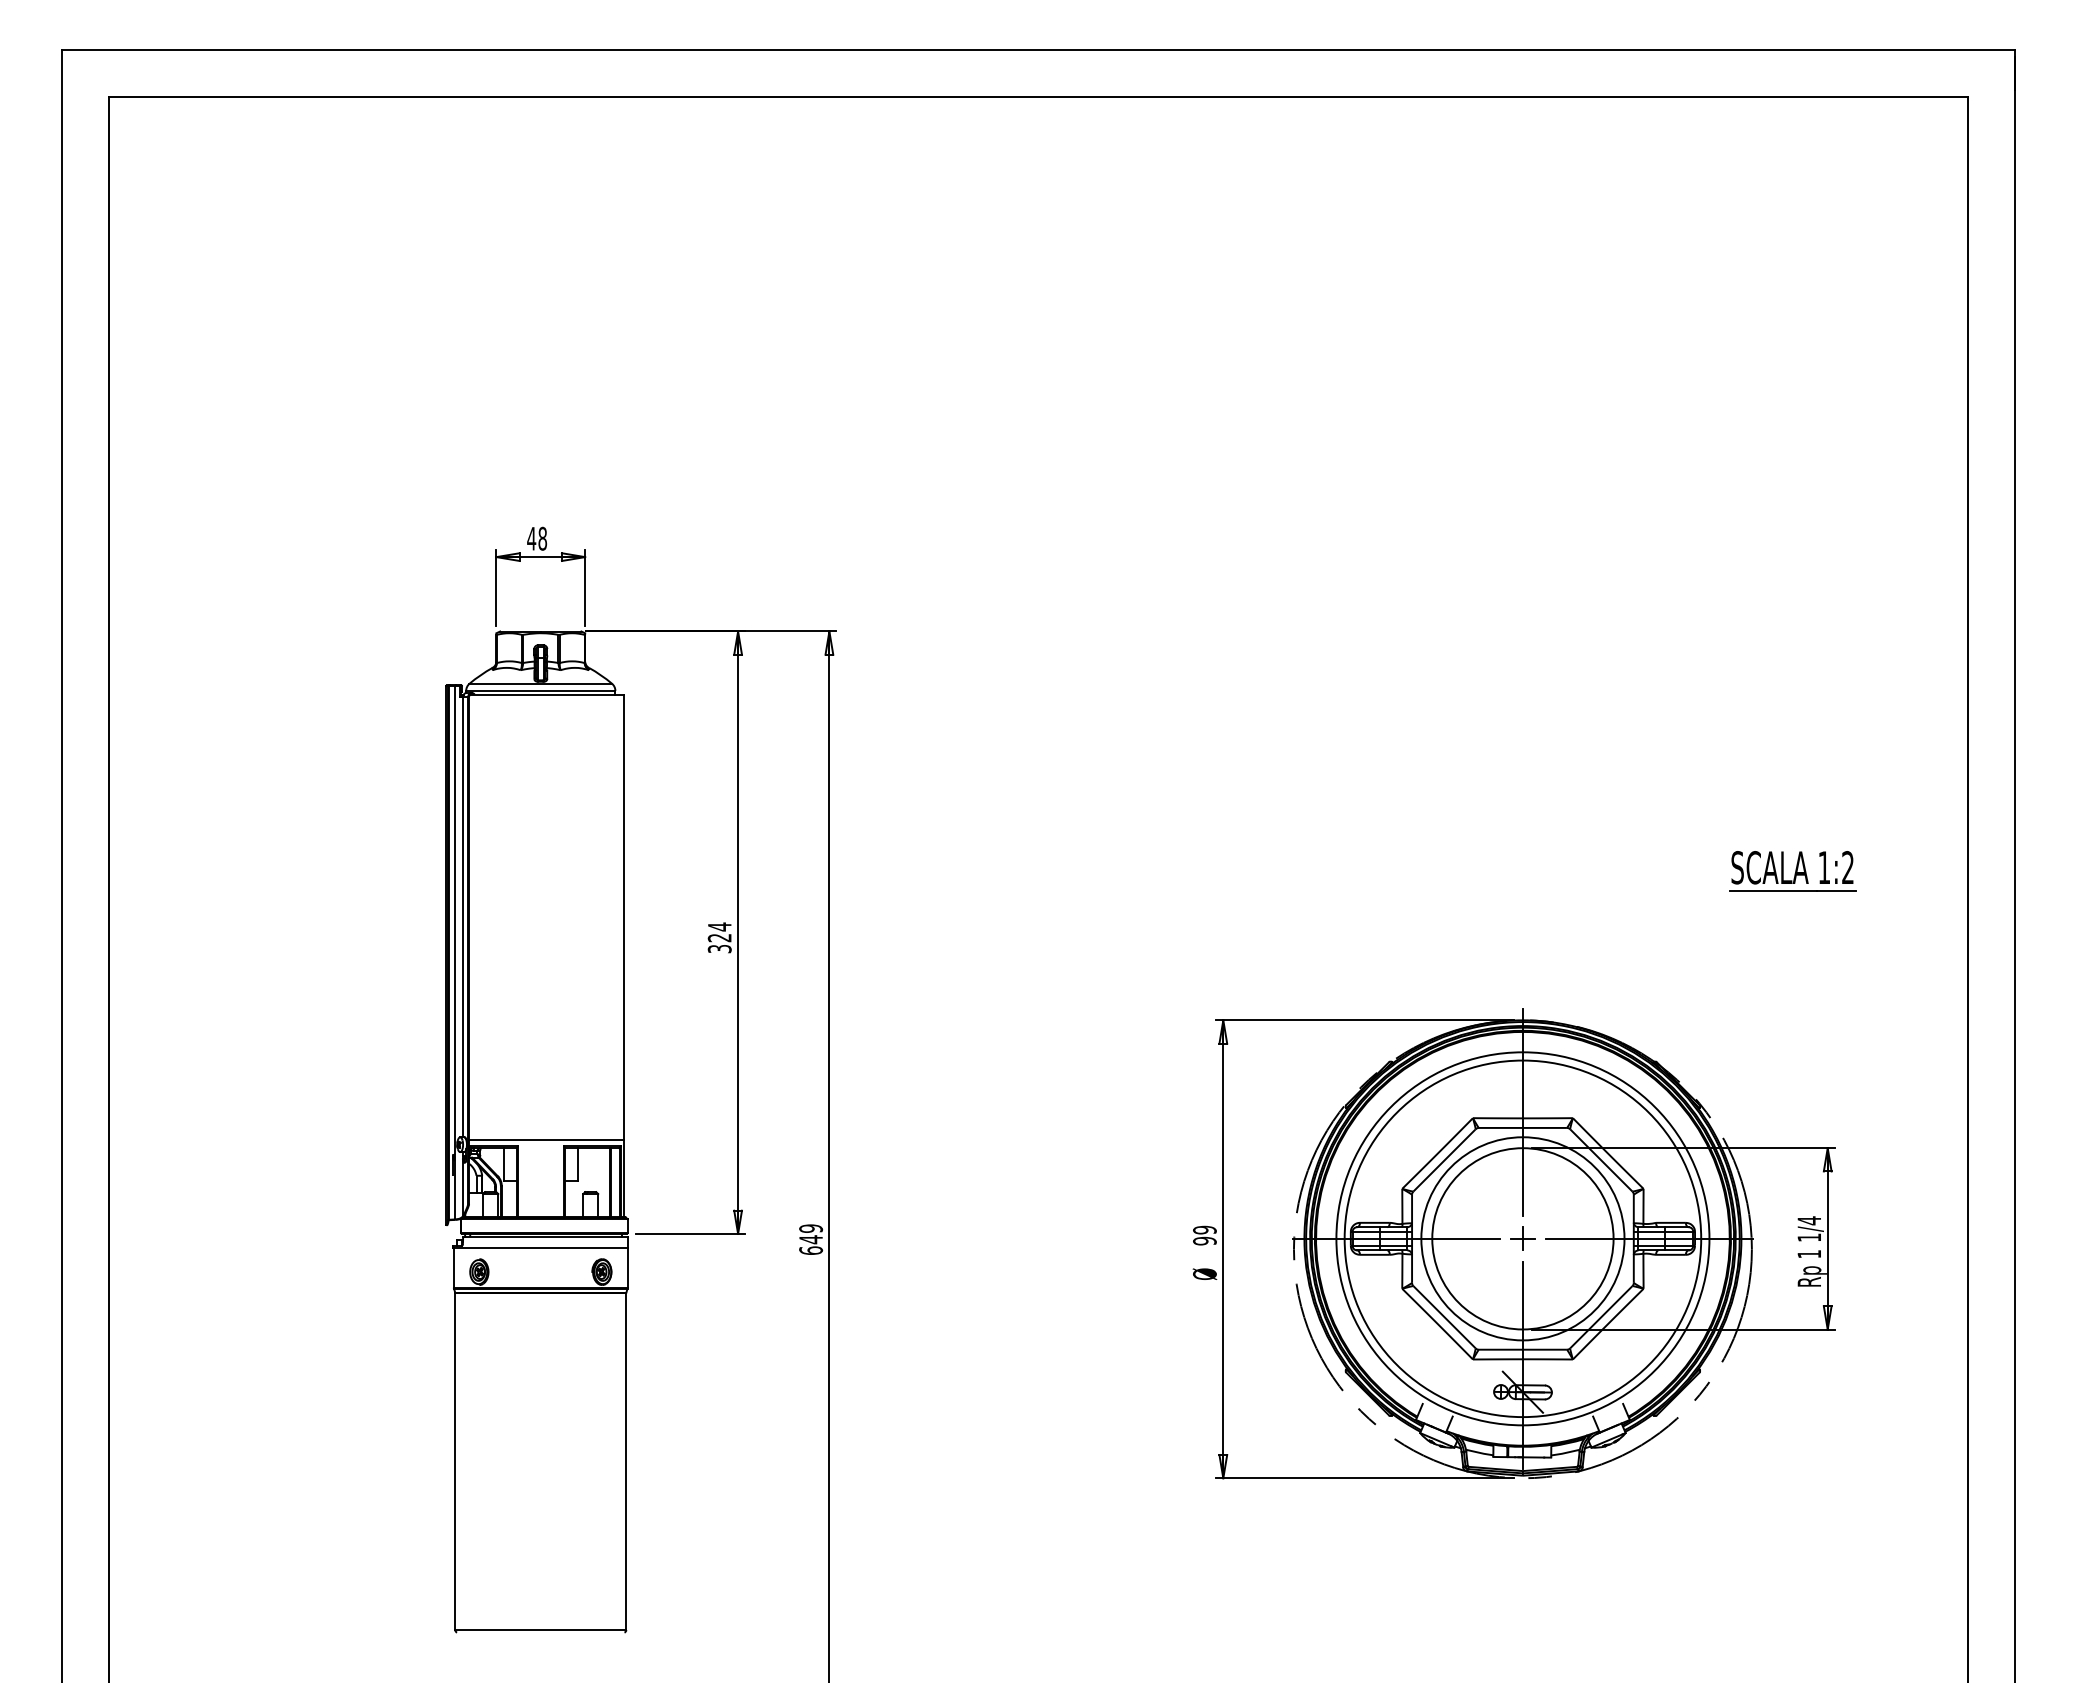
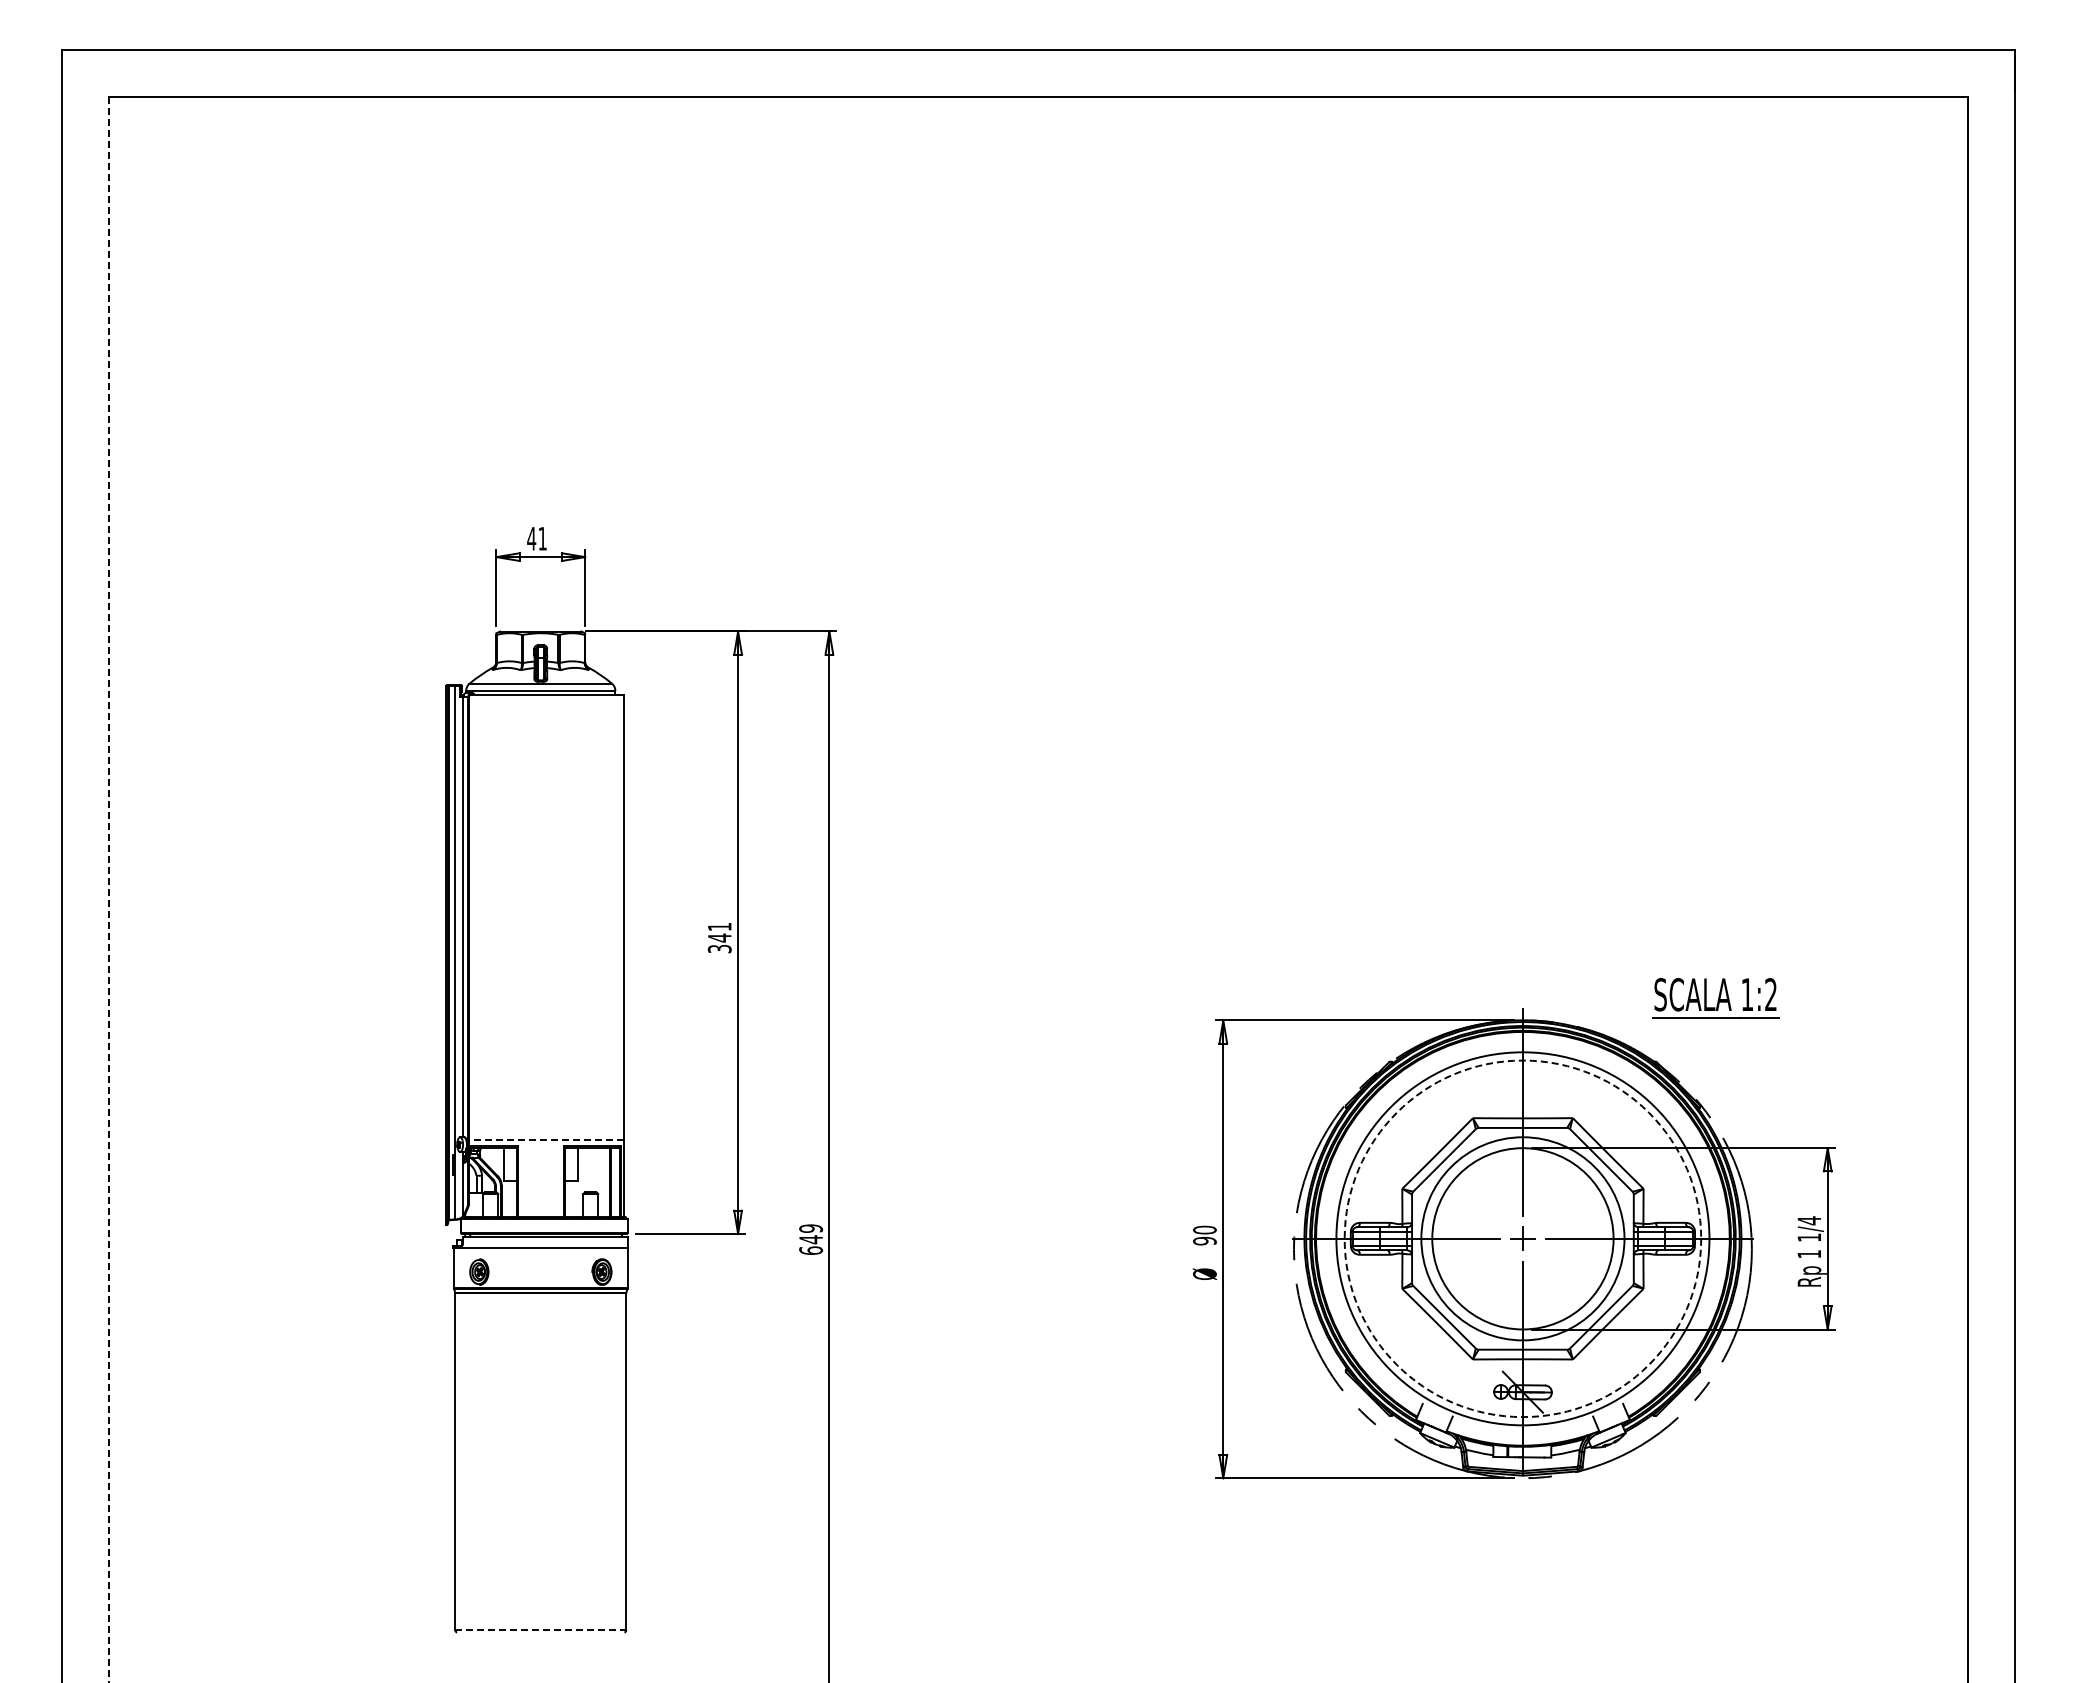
text: 48 -> 41 (542, 538)
part position: (1792, 871) -> (1715, 998) (1715, 998)
line: solid -> dashed (108, 889)
text: 324 -> 341 (719, 932)
line: solid -> dashed (546, 1139)
text: 99 -> 90 (1204, 1229)
circle: solid -> dashed (1522, 1238)
line: solid -> dashed (540, 1630)
